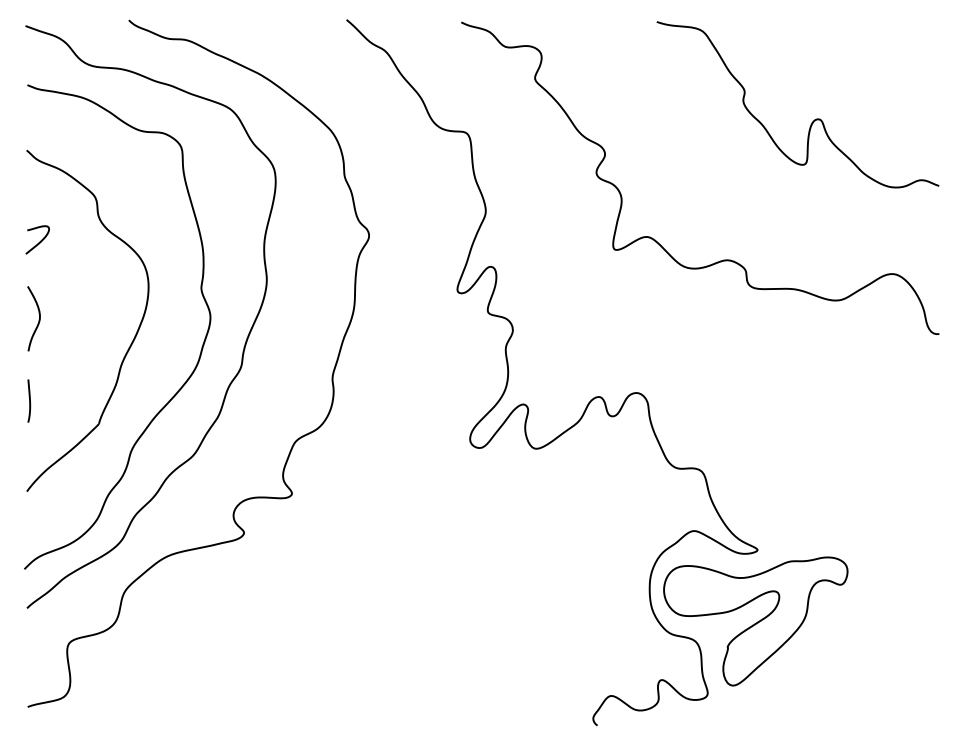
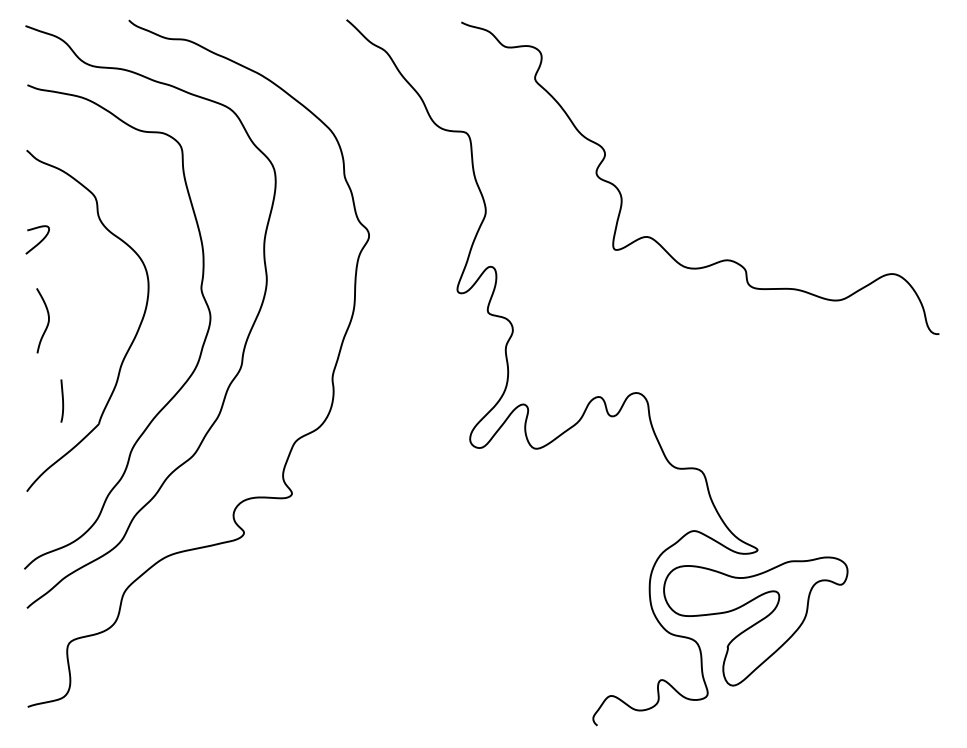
curve: present -> none (813, 120)
curve position: (38, 319) -> (47, 321) (47, 321)
curve position: (29, 400) -> (62, 400) (62, 400)
